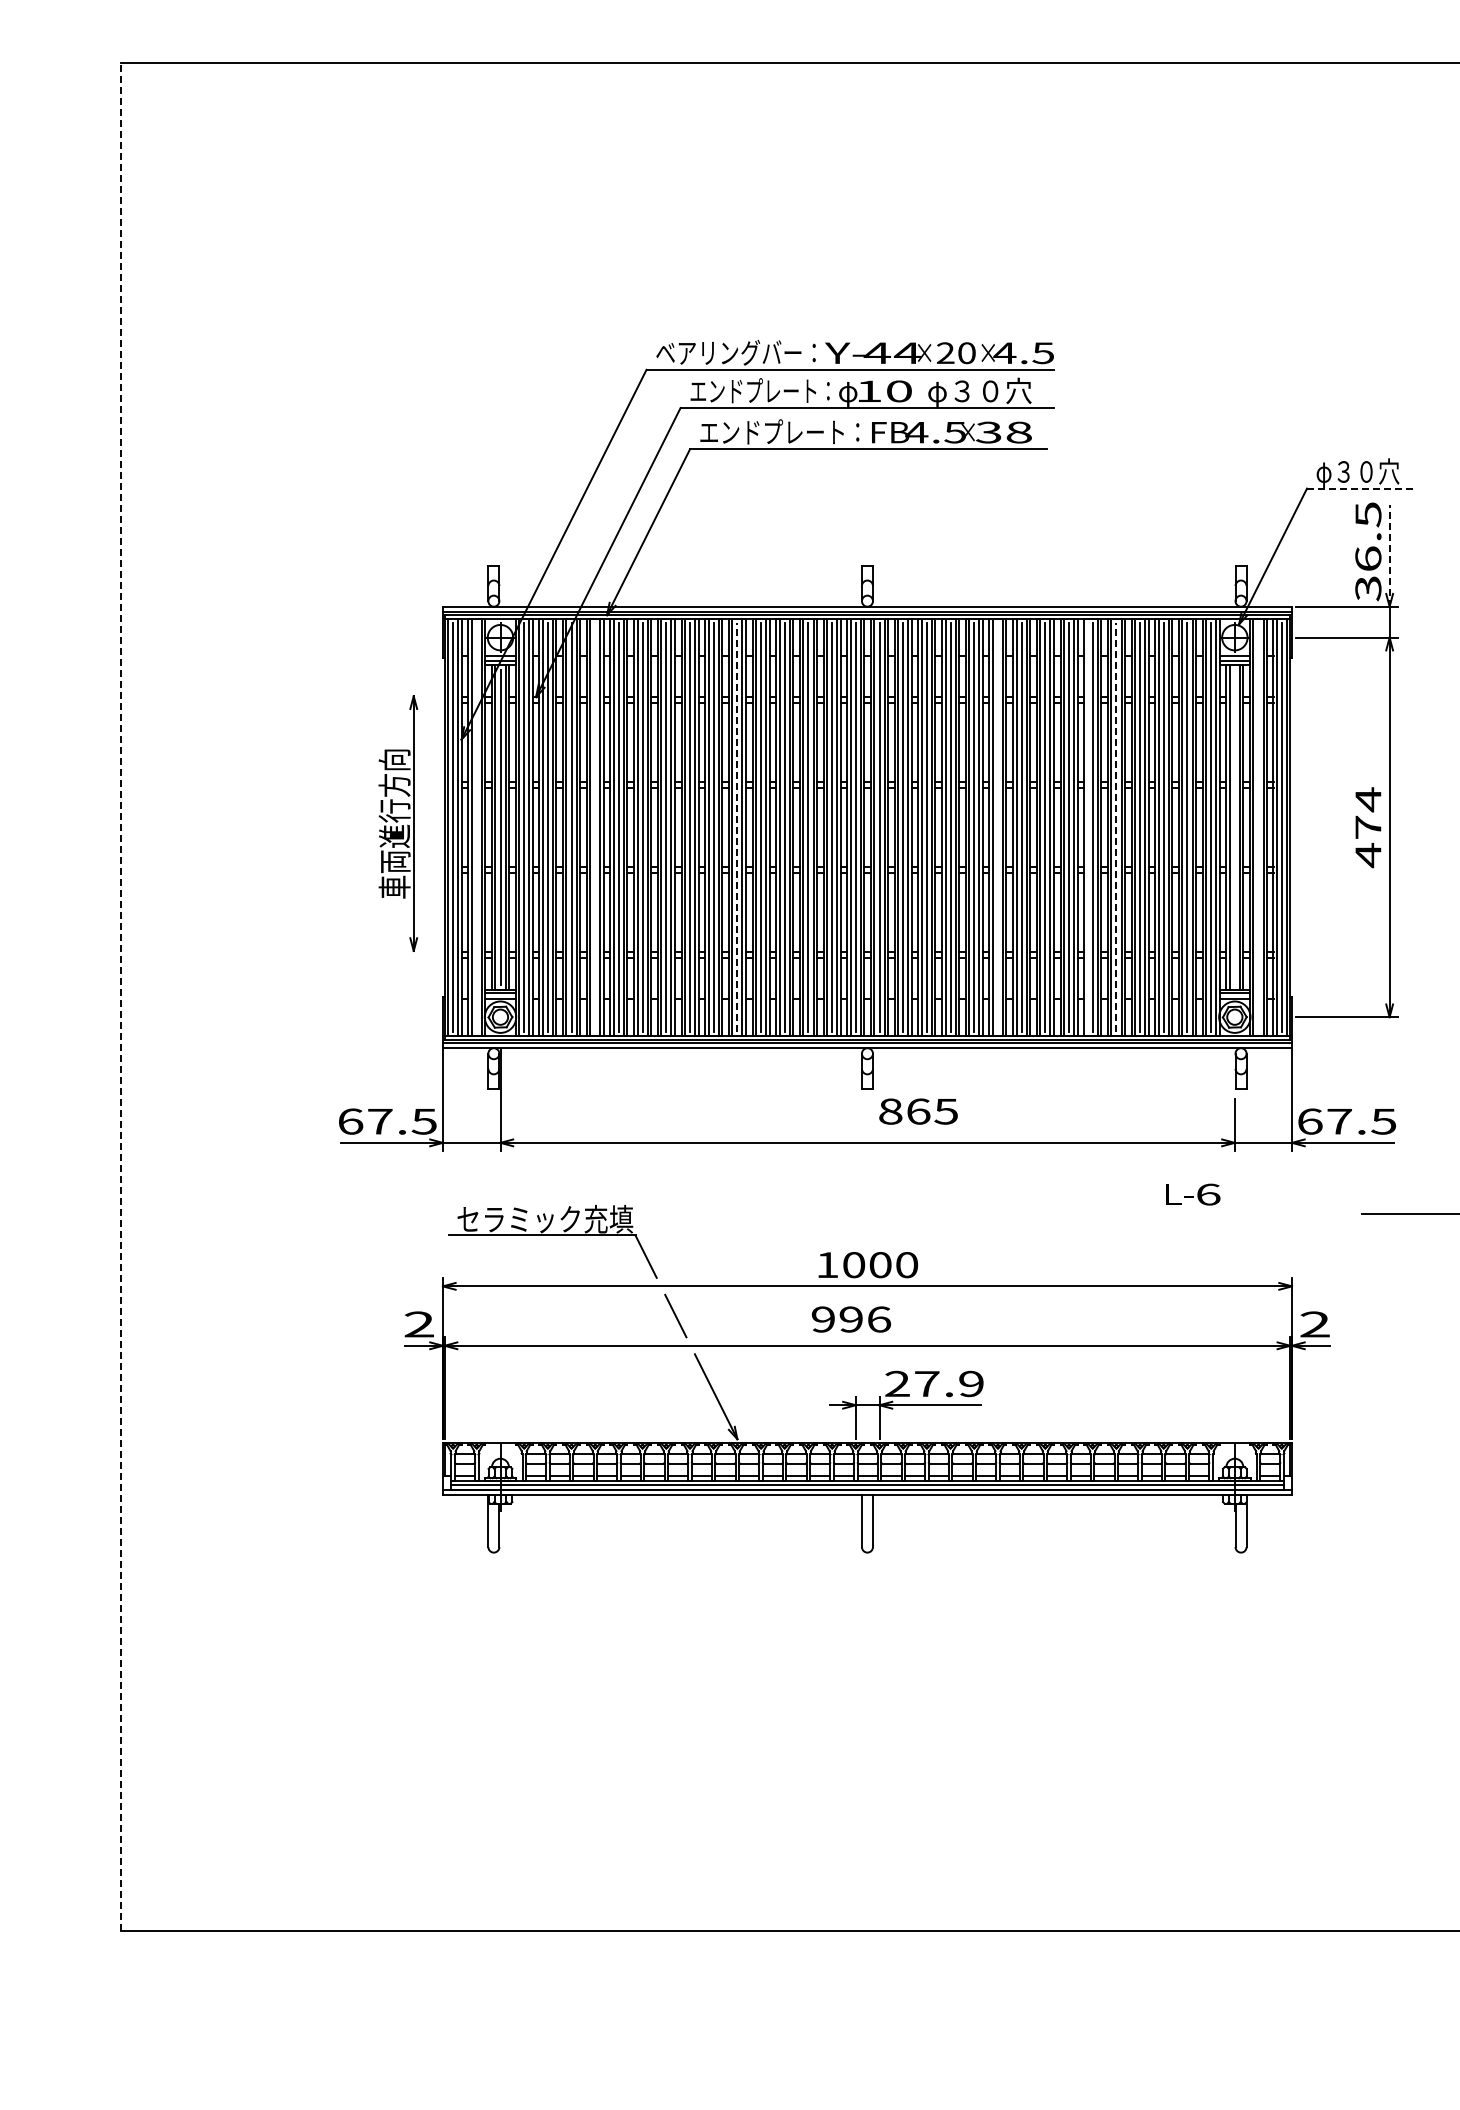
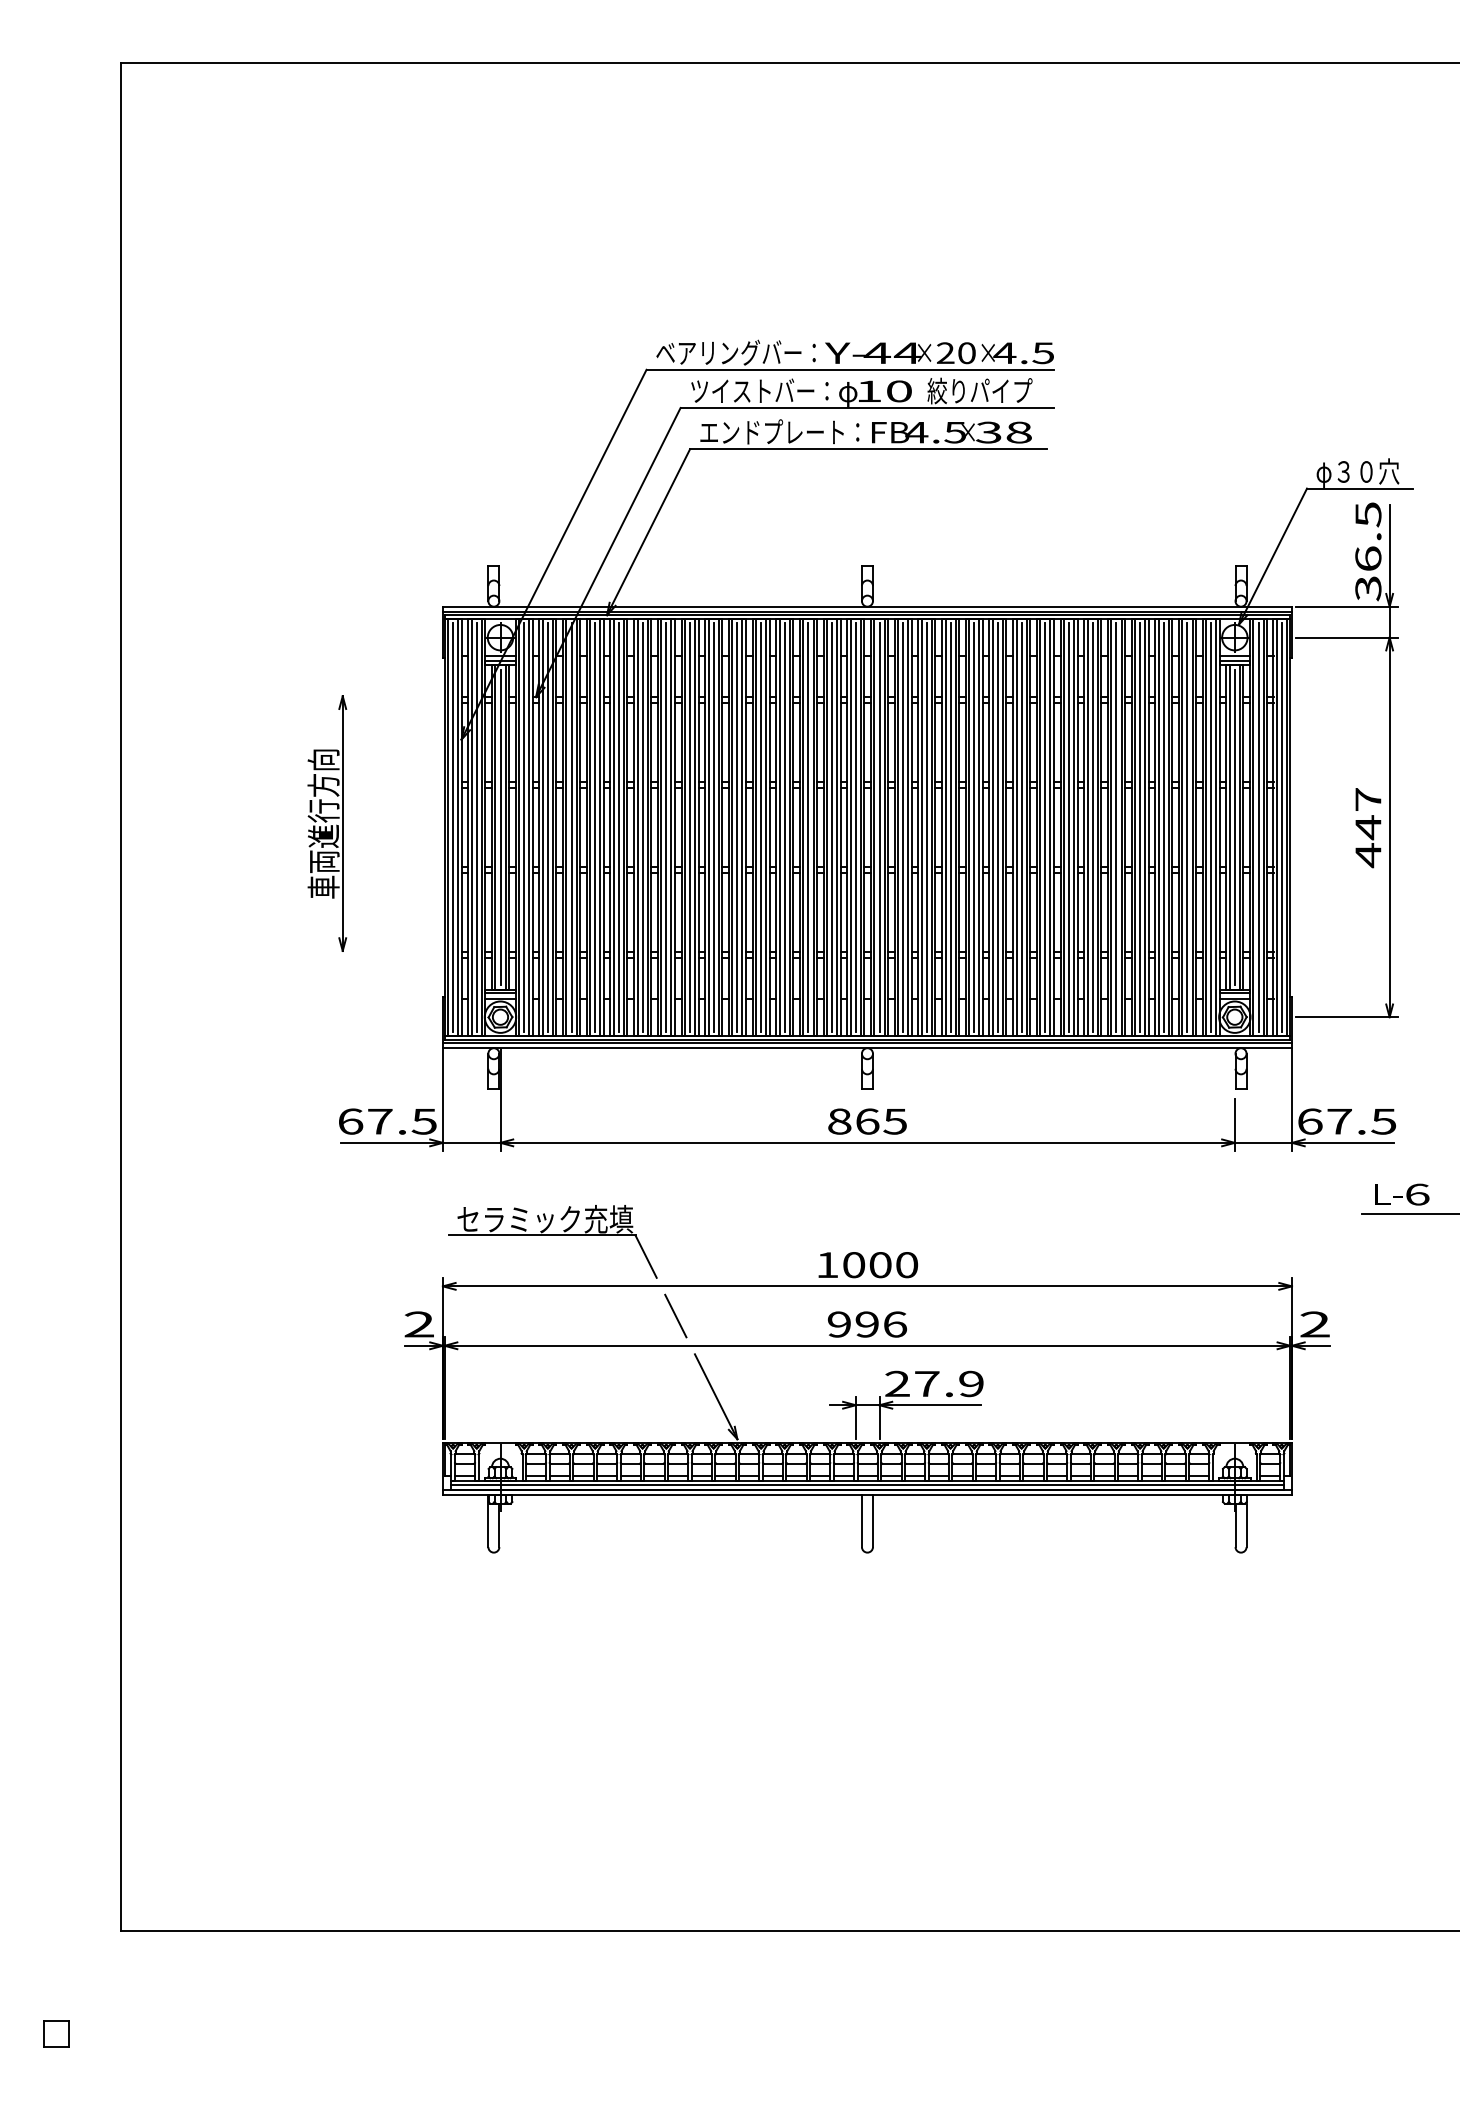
text: エンドプレート： -> ツイストバー： (759, 390)
text: φ３０穴 -> 絞りパイプ (979, 391)
line: dashed -> solid (1360, 488)
line: dashed -> solid (1389, 555)
text: 474 -> 447 (1368, 813)
part position: (398, 823) -> (327, 823) (327, 823)
line: dashed -> solid (737, 826)
line: dashed -> solid (1116, 826)
line: none -> present (476, 827)
line: none -> present (595, 827)
line: none -> present (997, 827)
line: none -> present (1087, 827)
line: none -> present (1234, 827)
line: none -> present (1258, 827)
line: dashed -> solid (121, 997)
text position: (918, 1111) -> (867, 1121) (867, 1121)
text position: (1193, 1194) -> (1402, 1194) (1402, 1194)
text position: (851, 1319) -> (867, 1324) (867, 1324)
part: none -> present (56, 2033)
